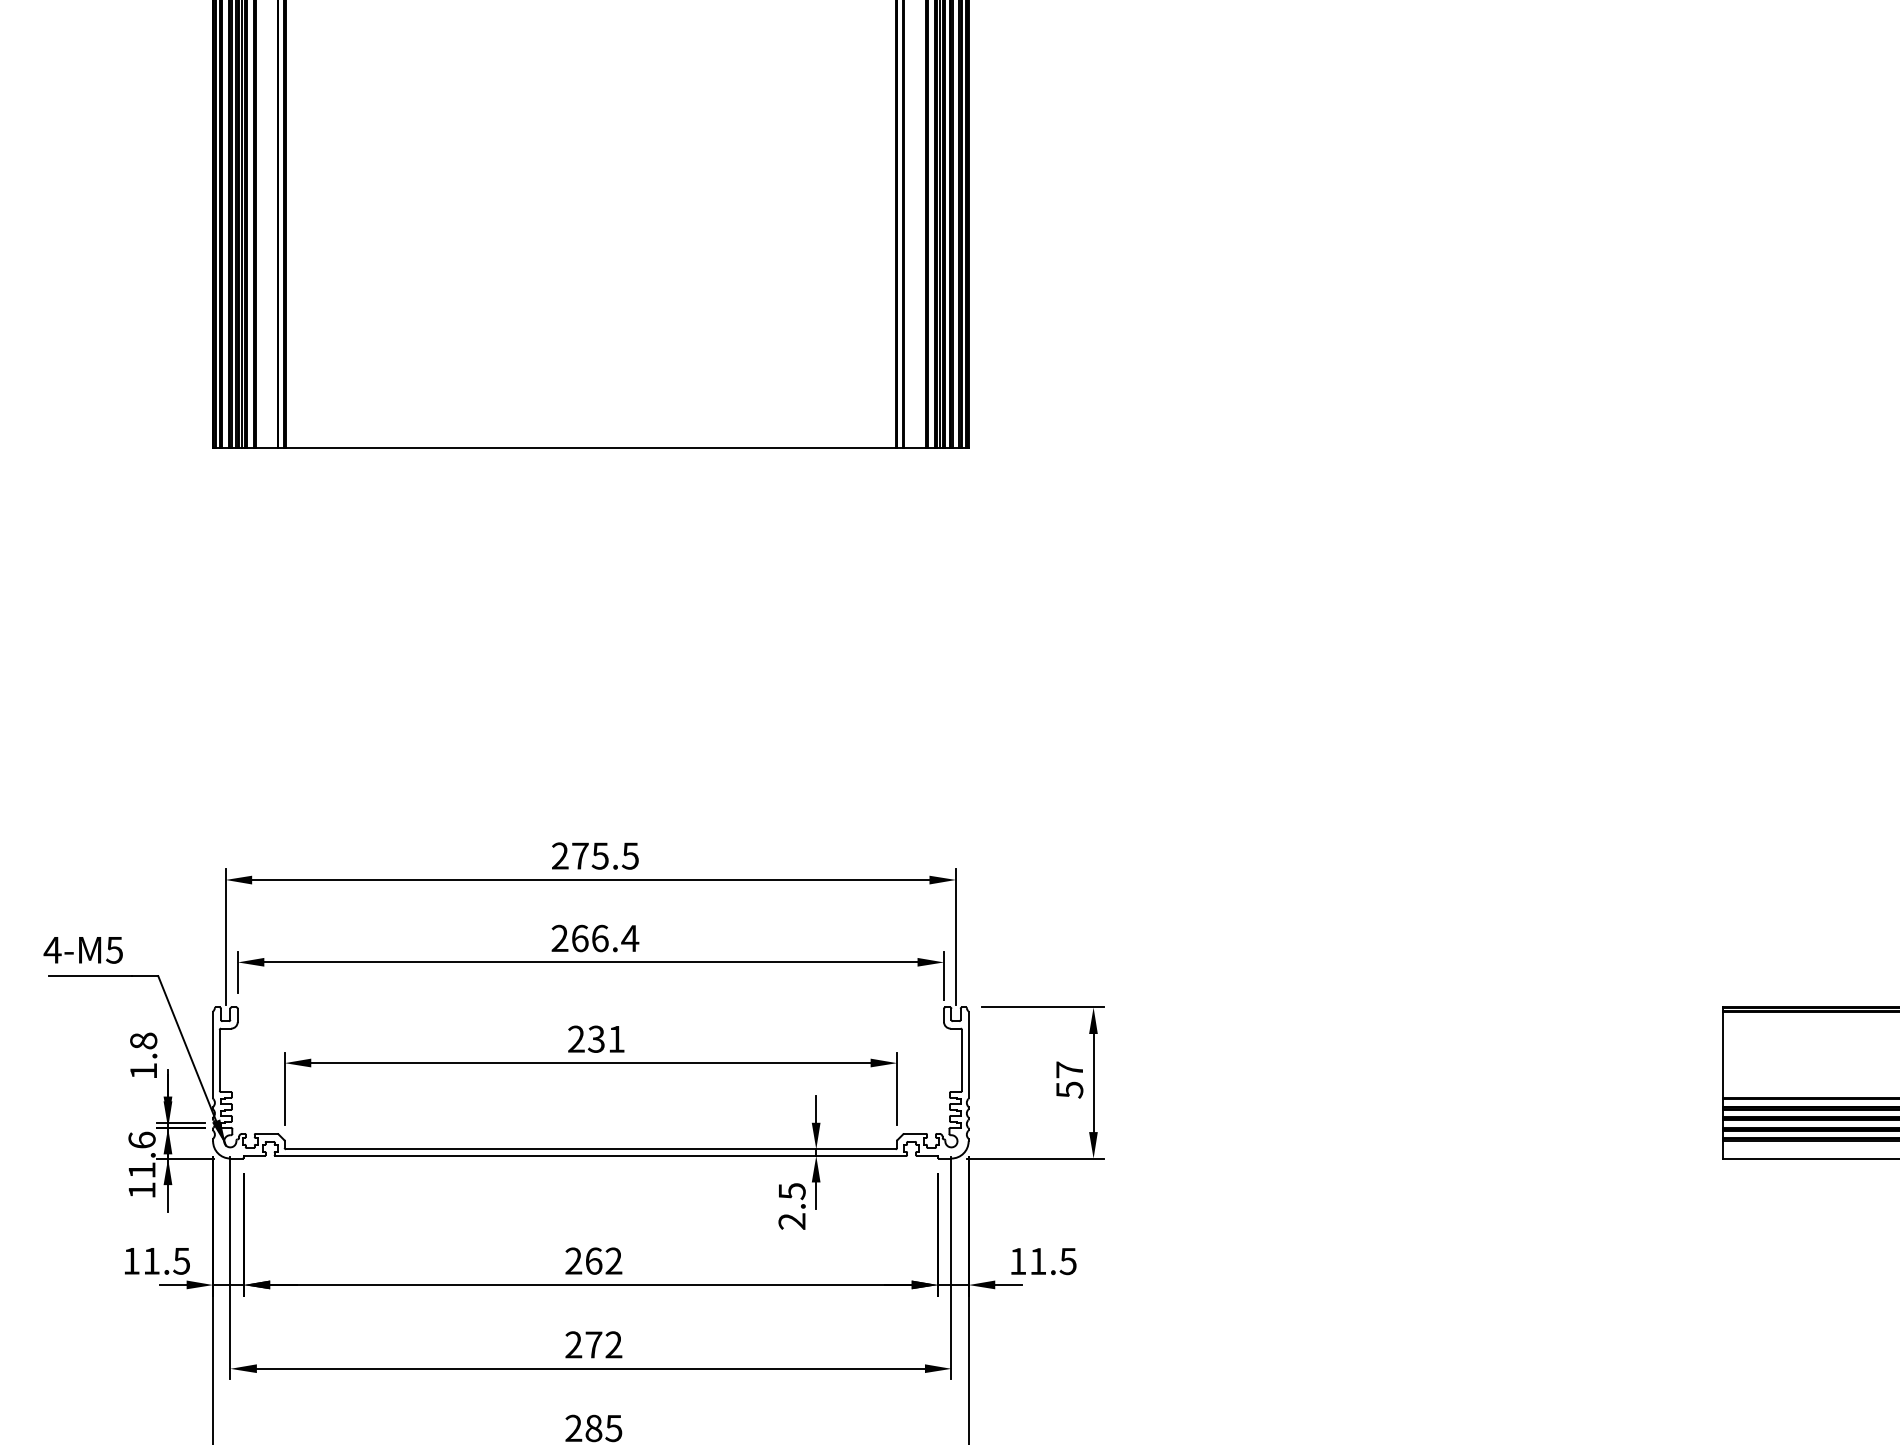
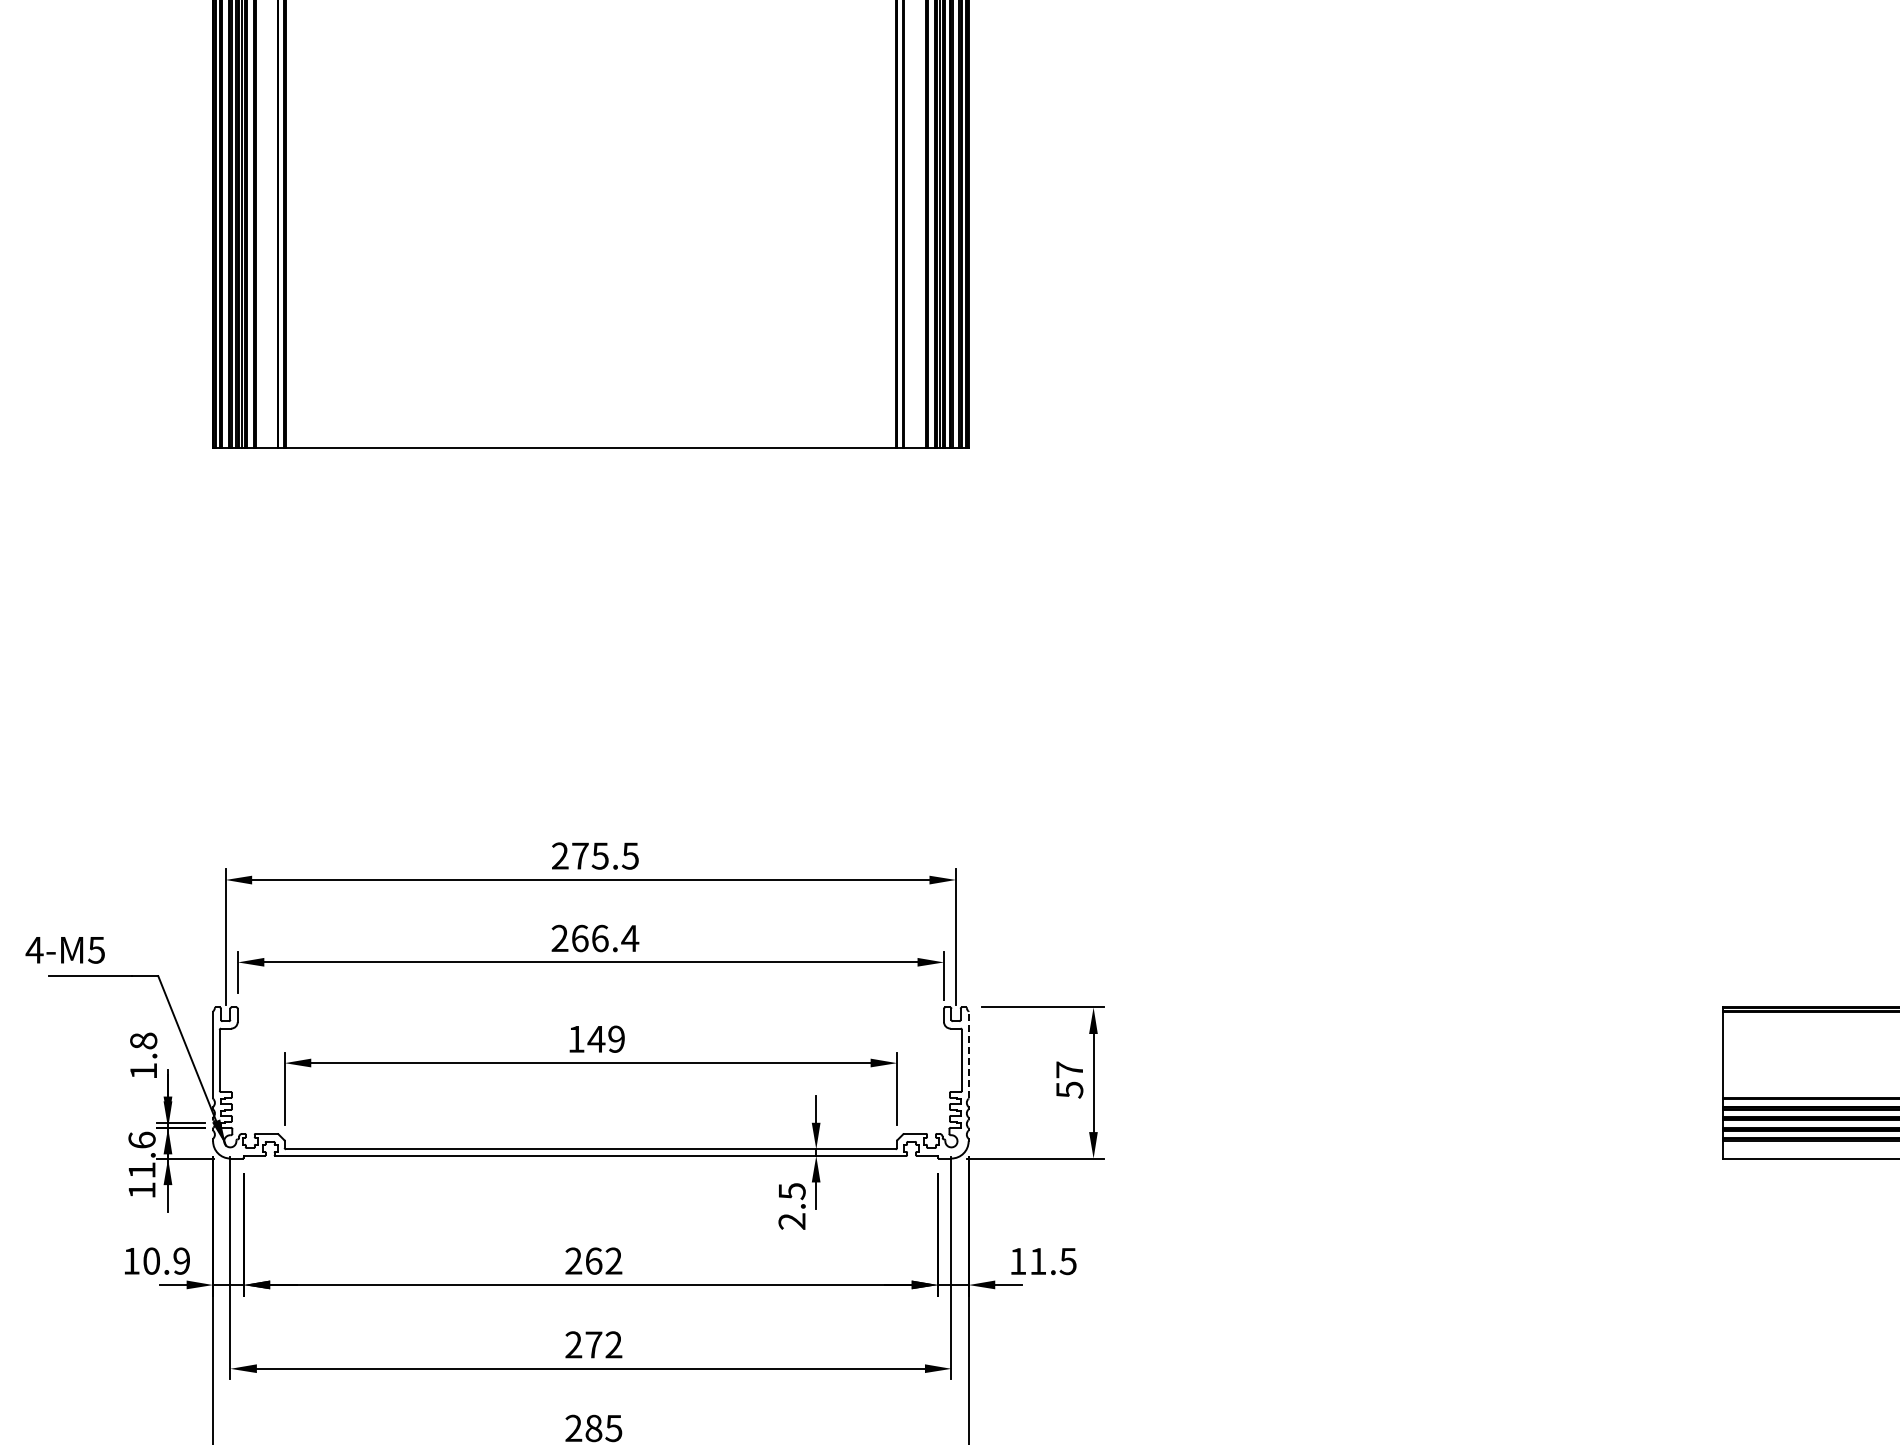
text position: (82, 950) -> (64, 950) (64, 950)
text: 231 -> 149 (596, 1038)
line: solid -> dashed (968, 1054)
text: 11.5 -> 10.9 (166, 1260)
